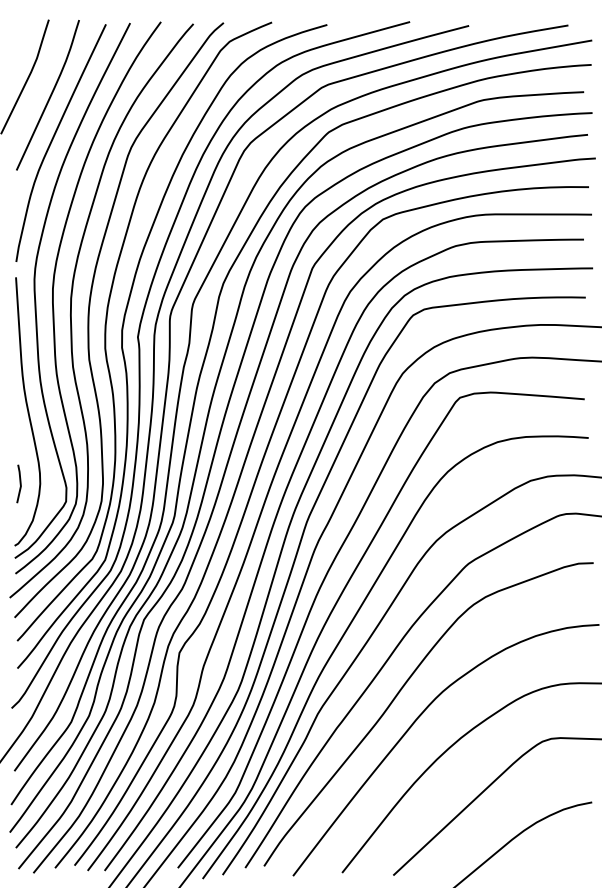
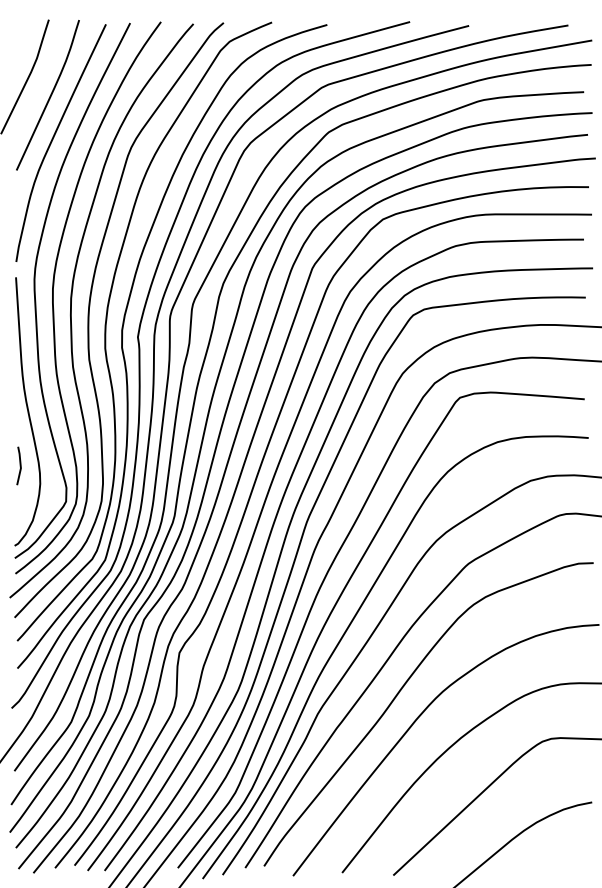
line position: (19, 483) -> (19, 465) (19, 465)
